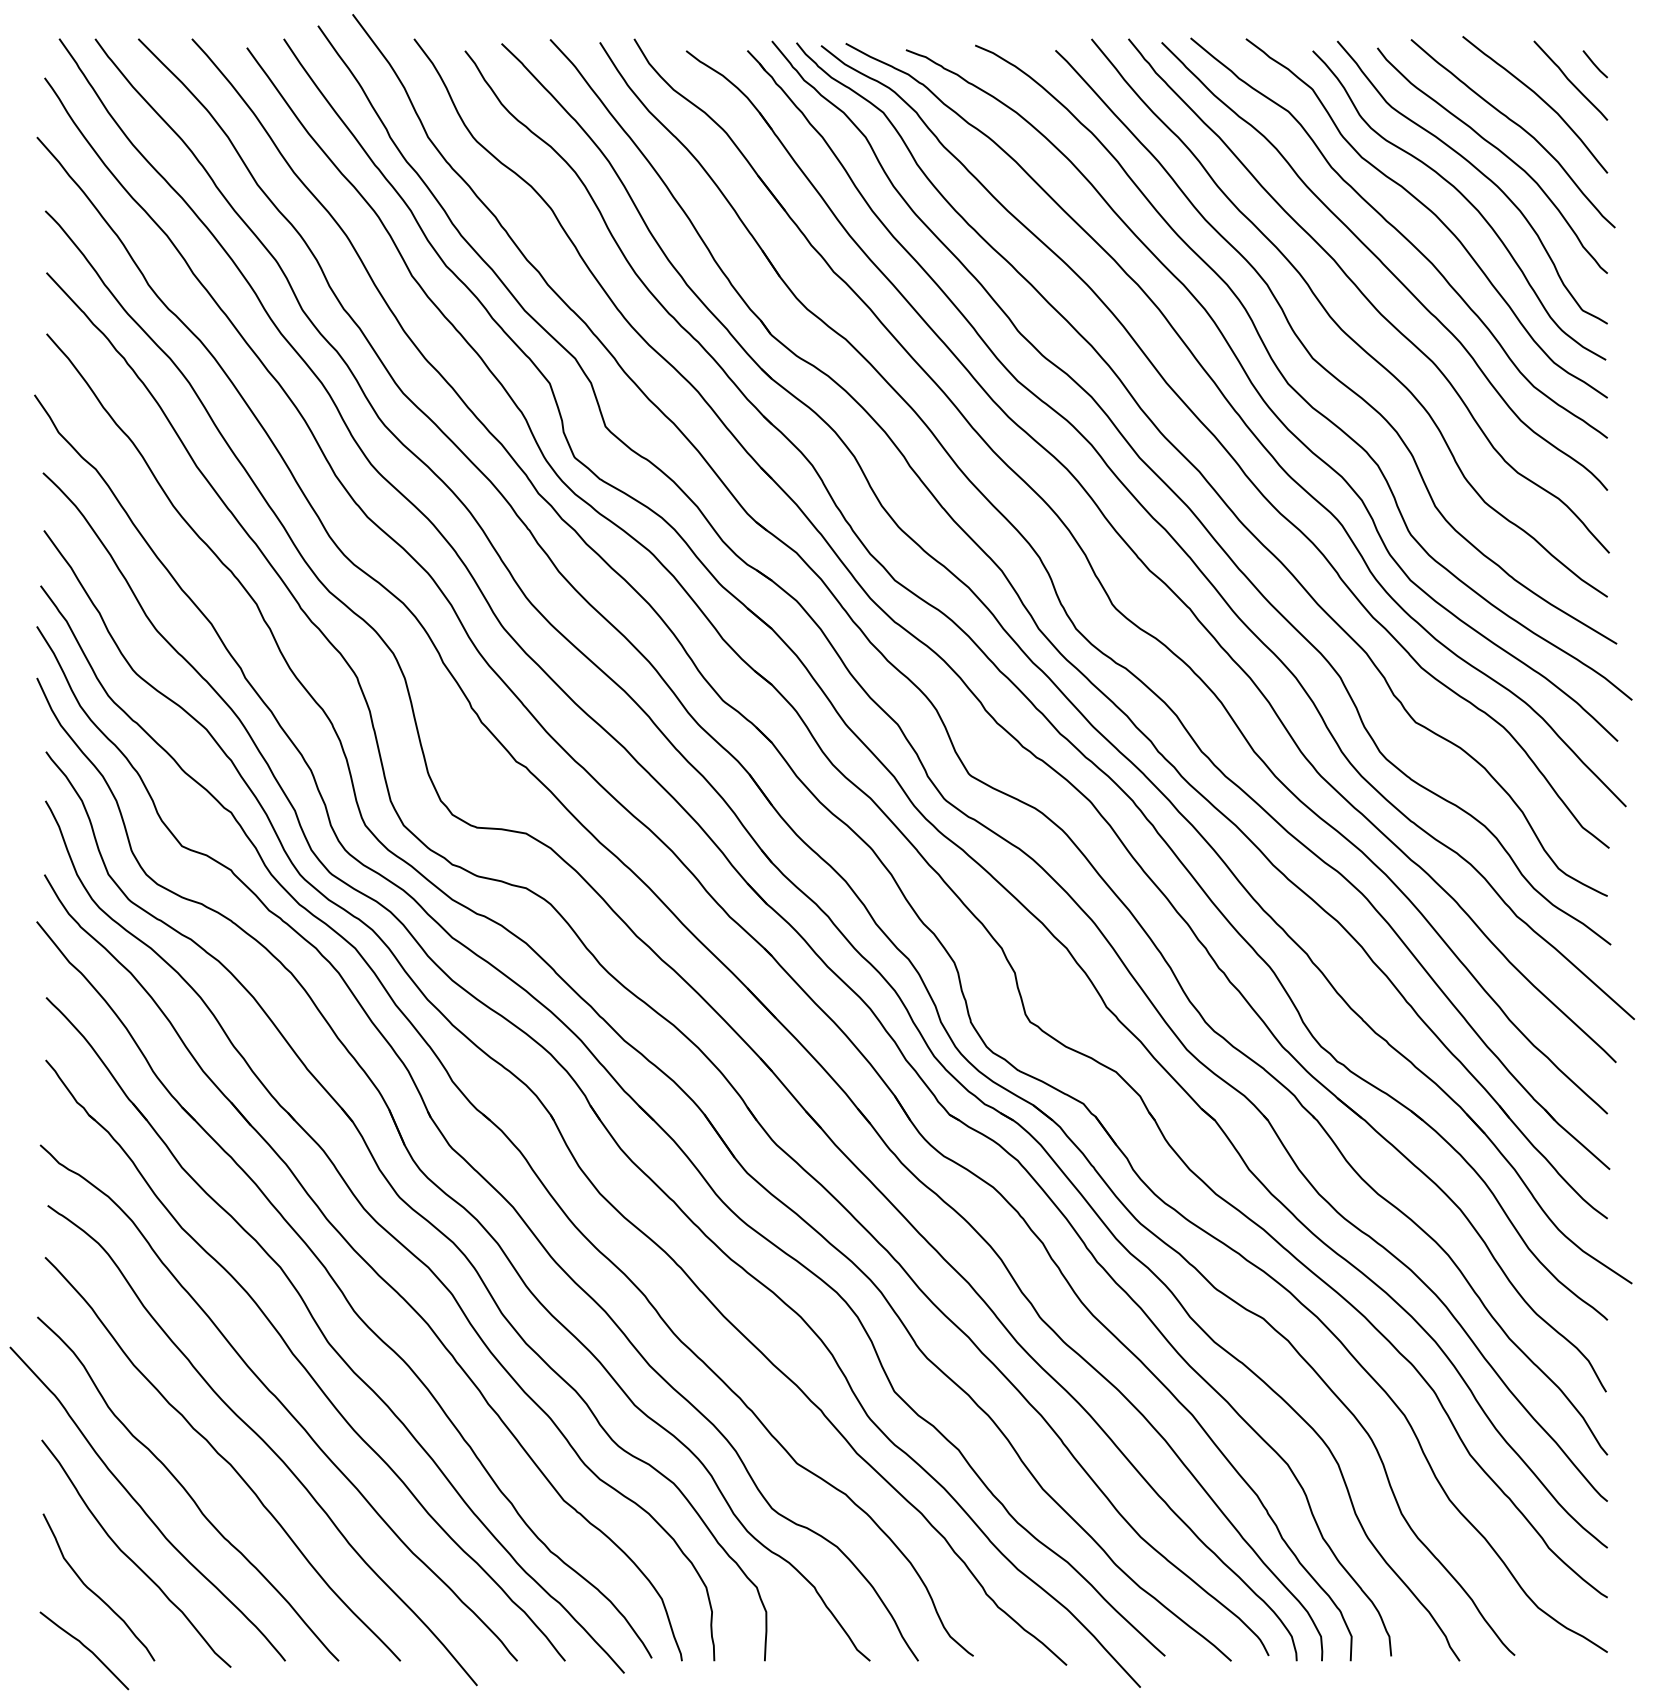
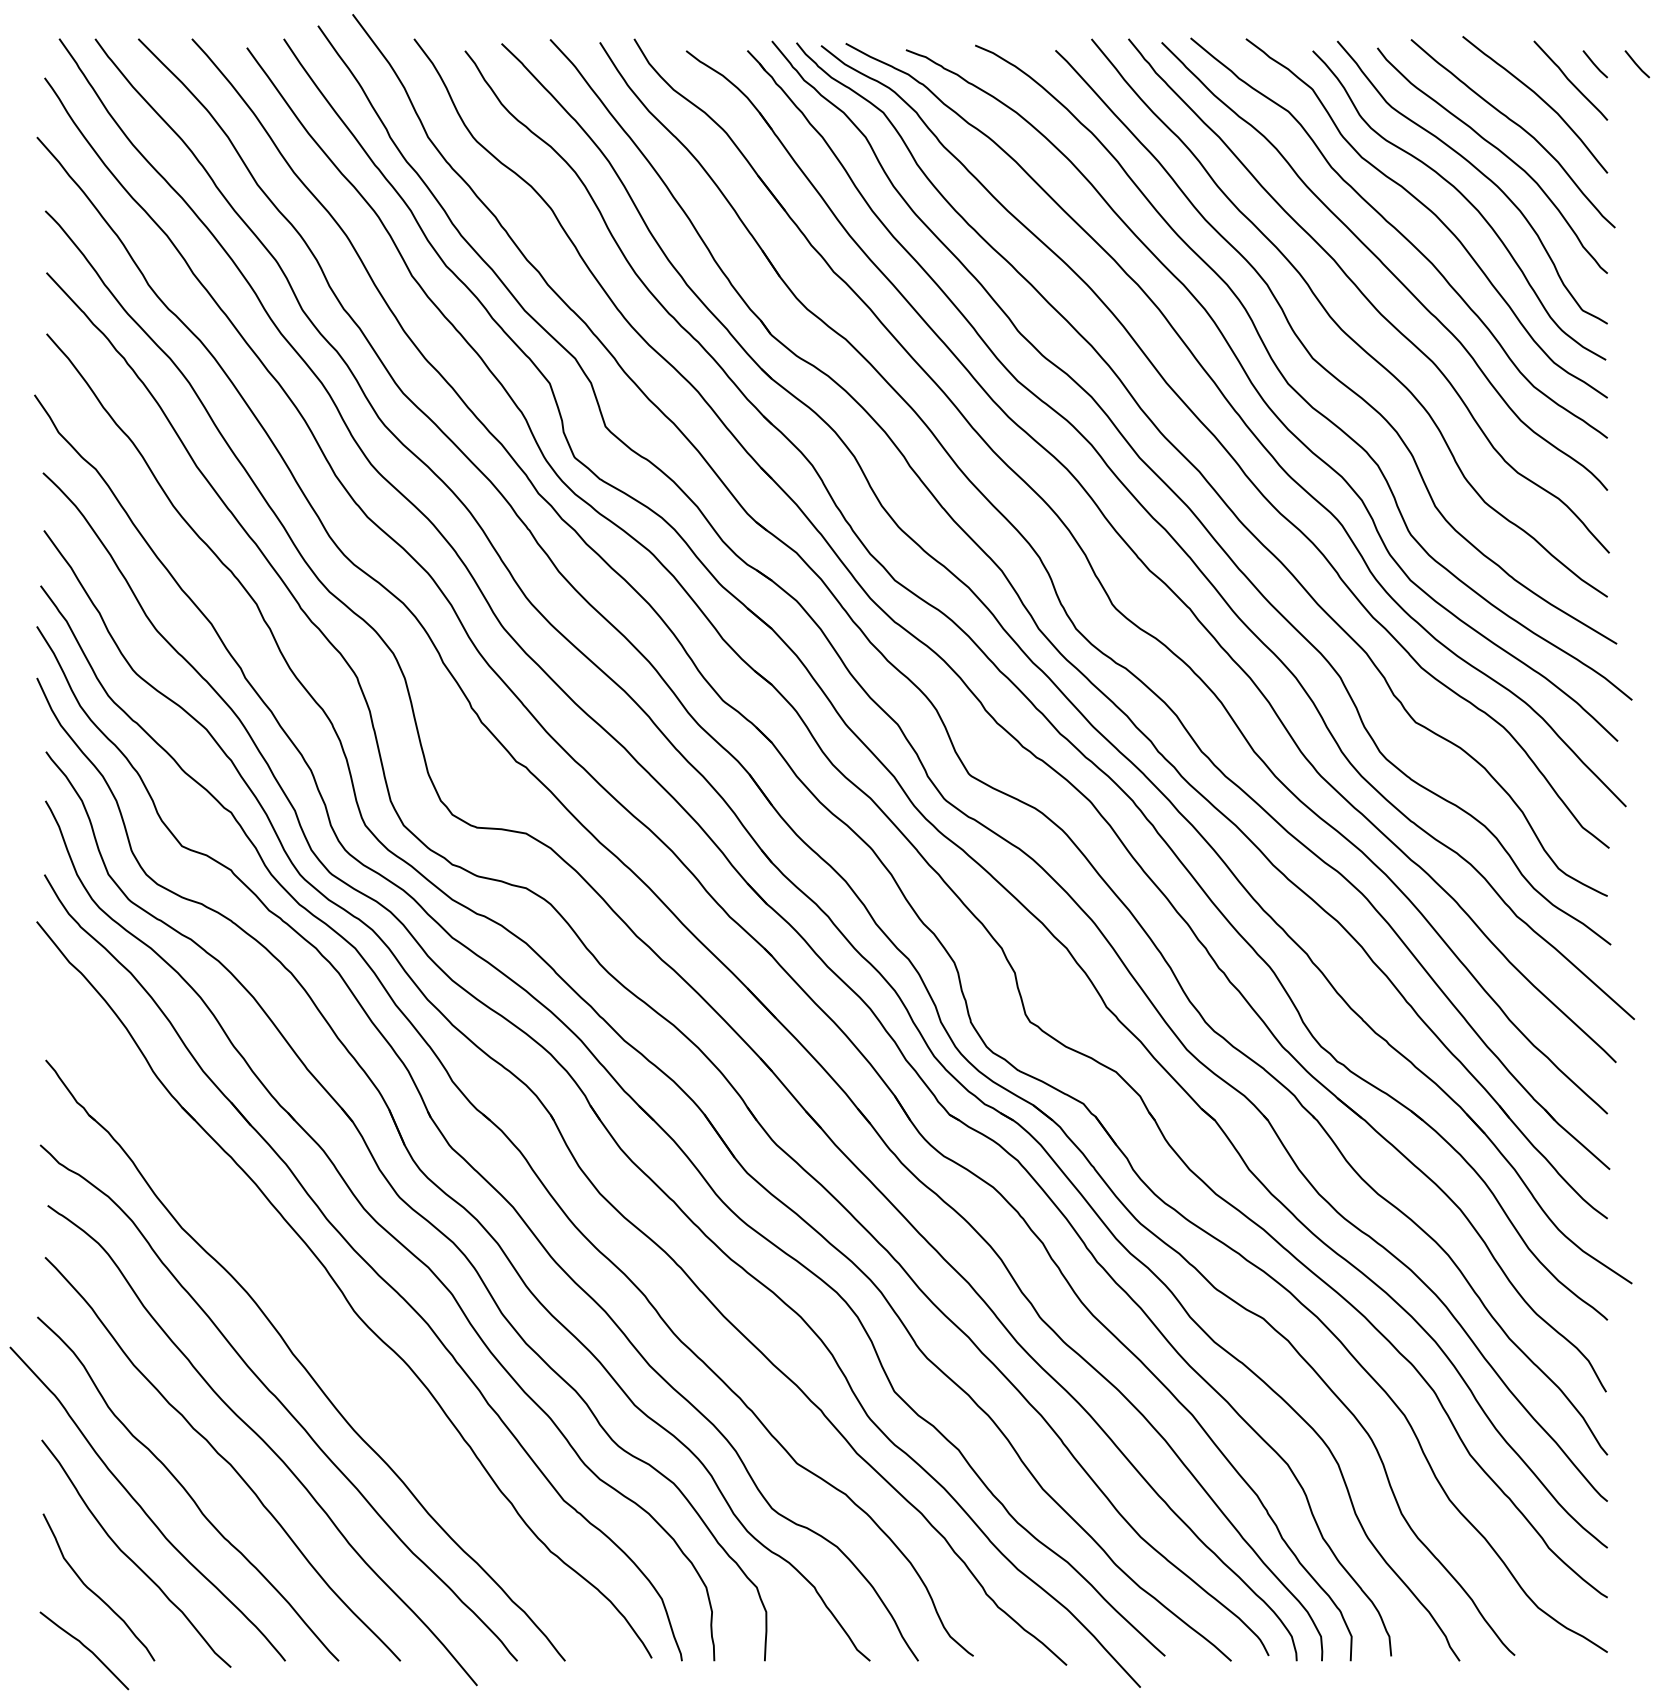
line: none -> present (1637, 64)
part: present -> none (328, 1340)
